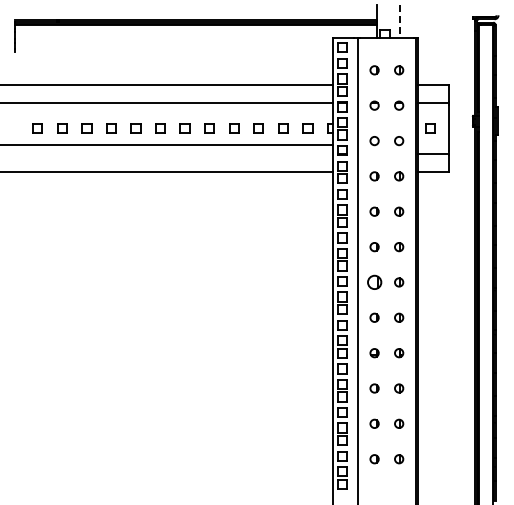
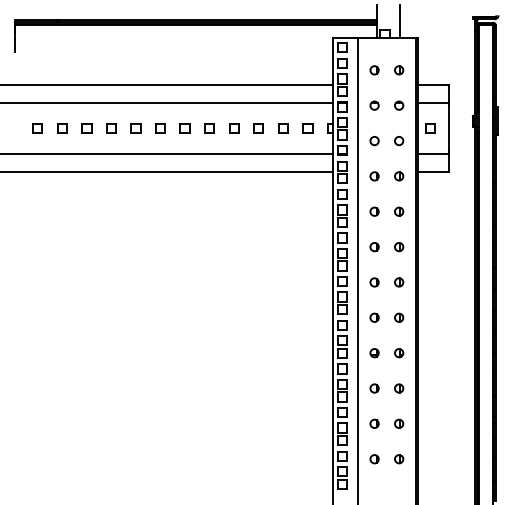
line: dashed -> solid (400, 21)
line position: (167, 144) -> (167, 153) (167, 153)
part size: 16x16 px -> 11x11 px (374, 282)
